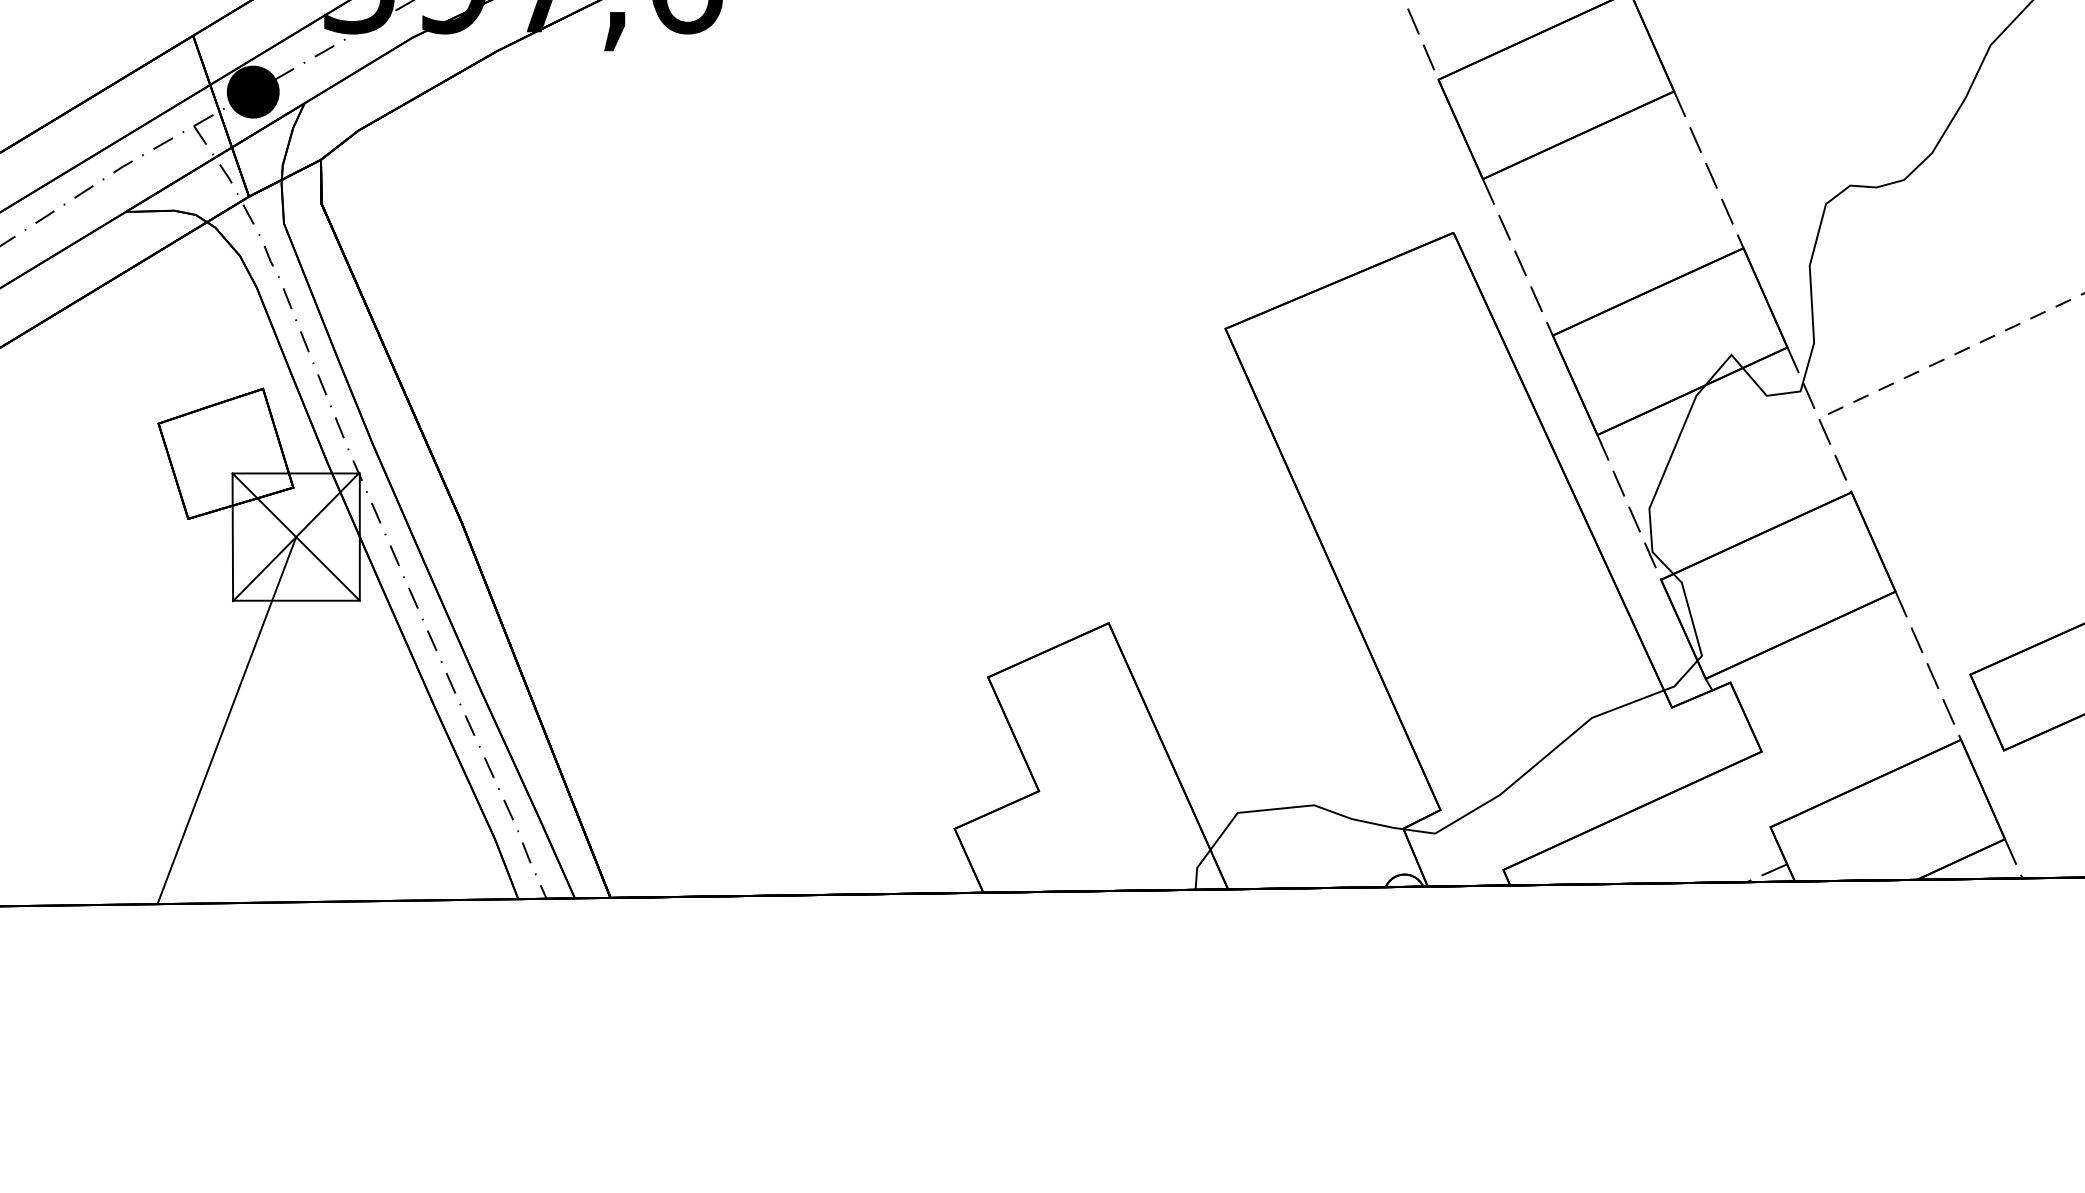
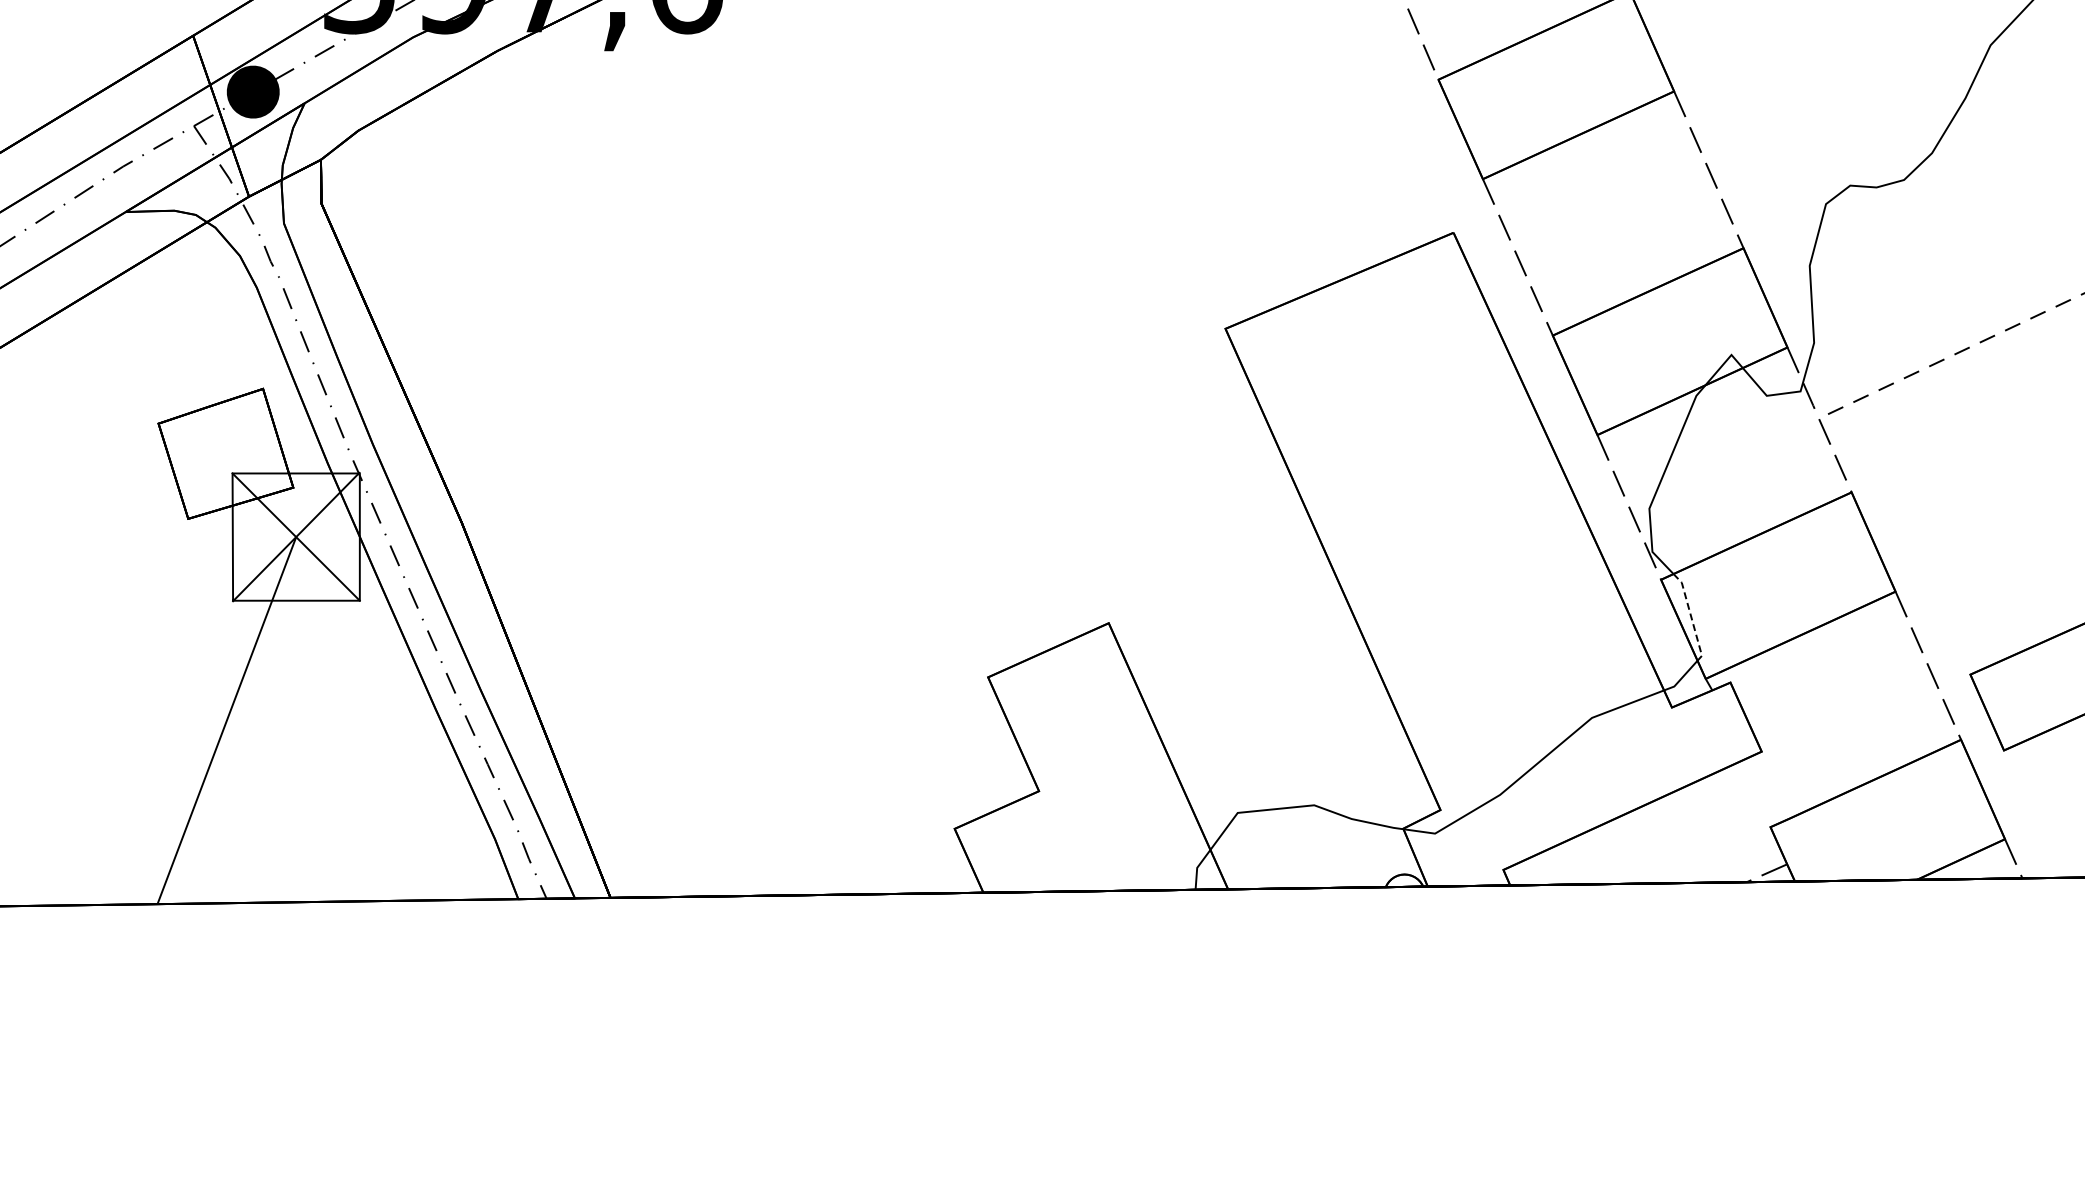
line: solid -> dashed (1691, 617)
